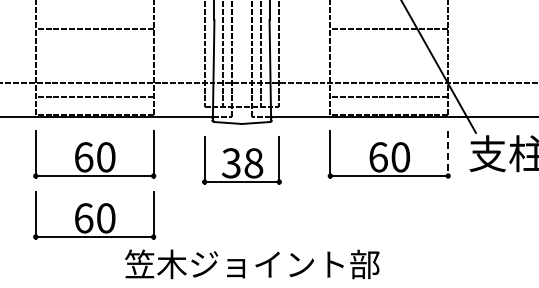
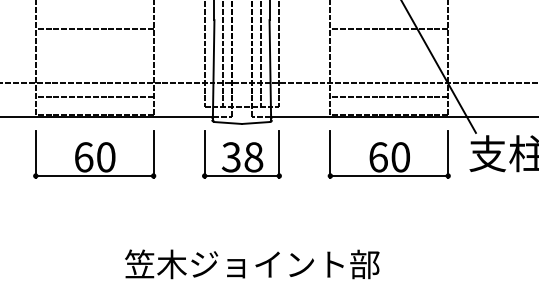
line: dashed -> solid (448, 154)
part position: (241, 160) -> (241, 154) (241, 154)
part: present -> none (94, 215)
